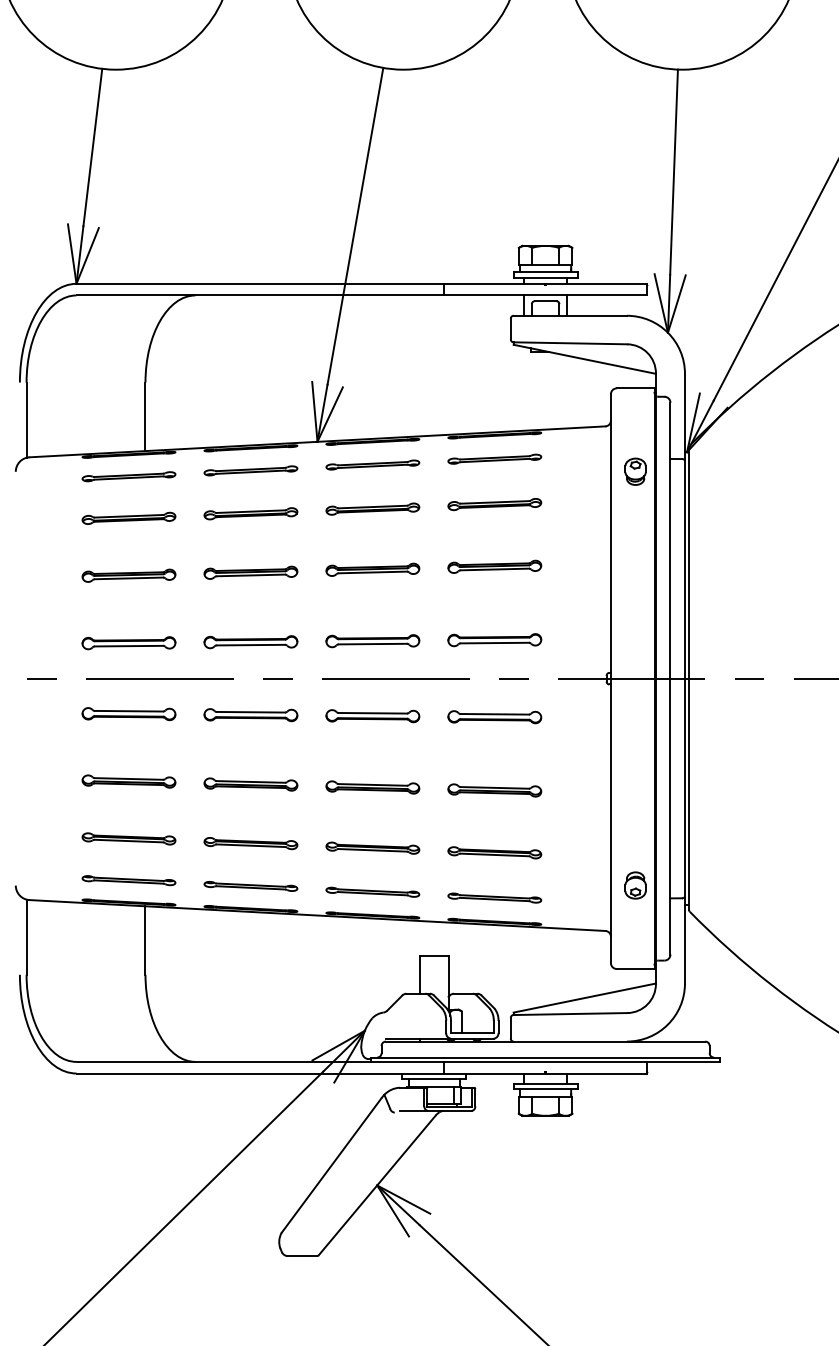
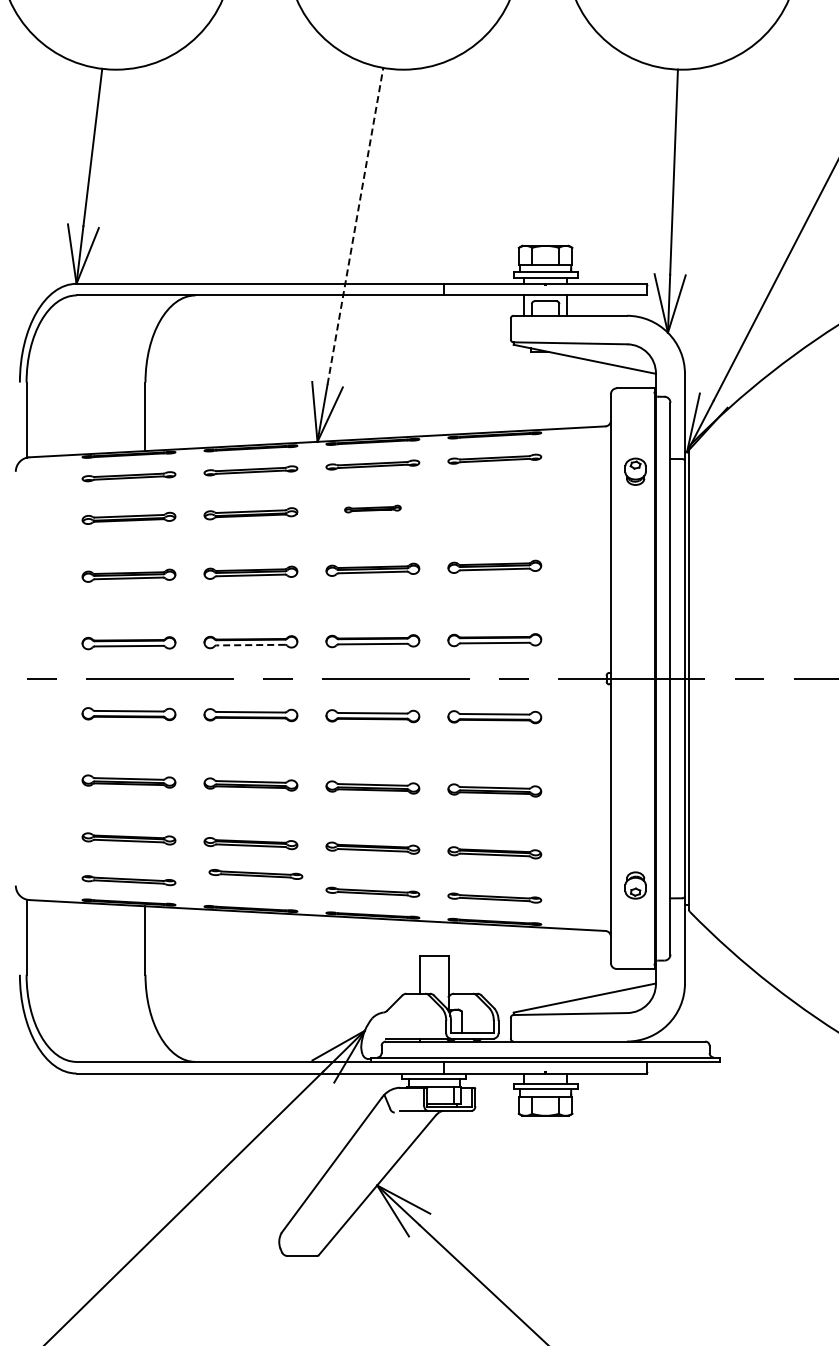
line: solid -> dashed (355, 226)
part: present -> none (494, 504)
part size: 96x14 px -> 58x10 px (372, 508)
line: solid -> dashed (250, 645)
part position: (250, 886) -> (255, 874) (255, 874)
